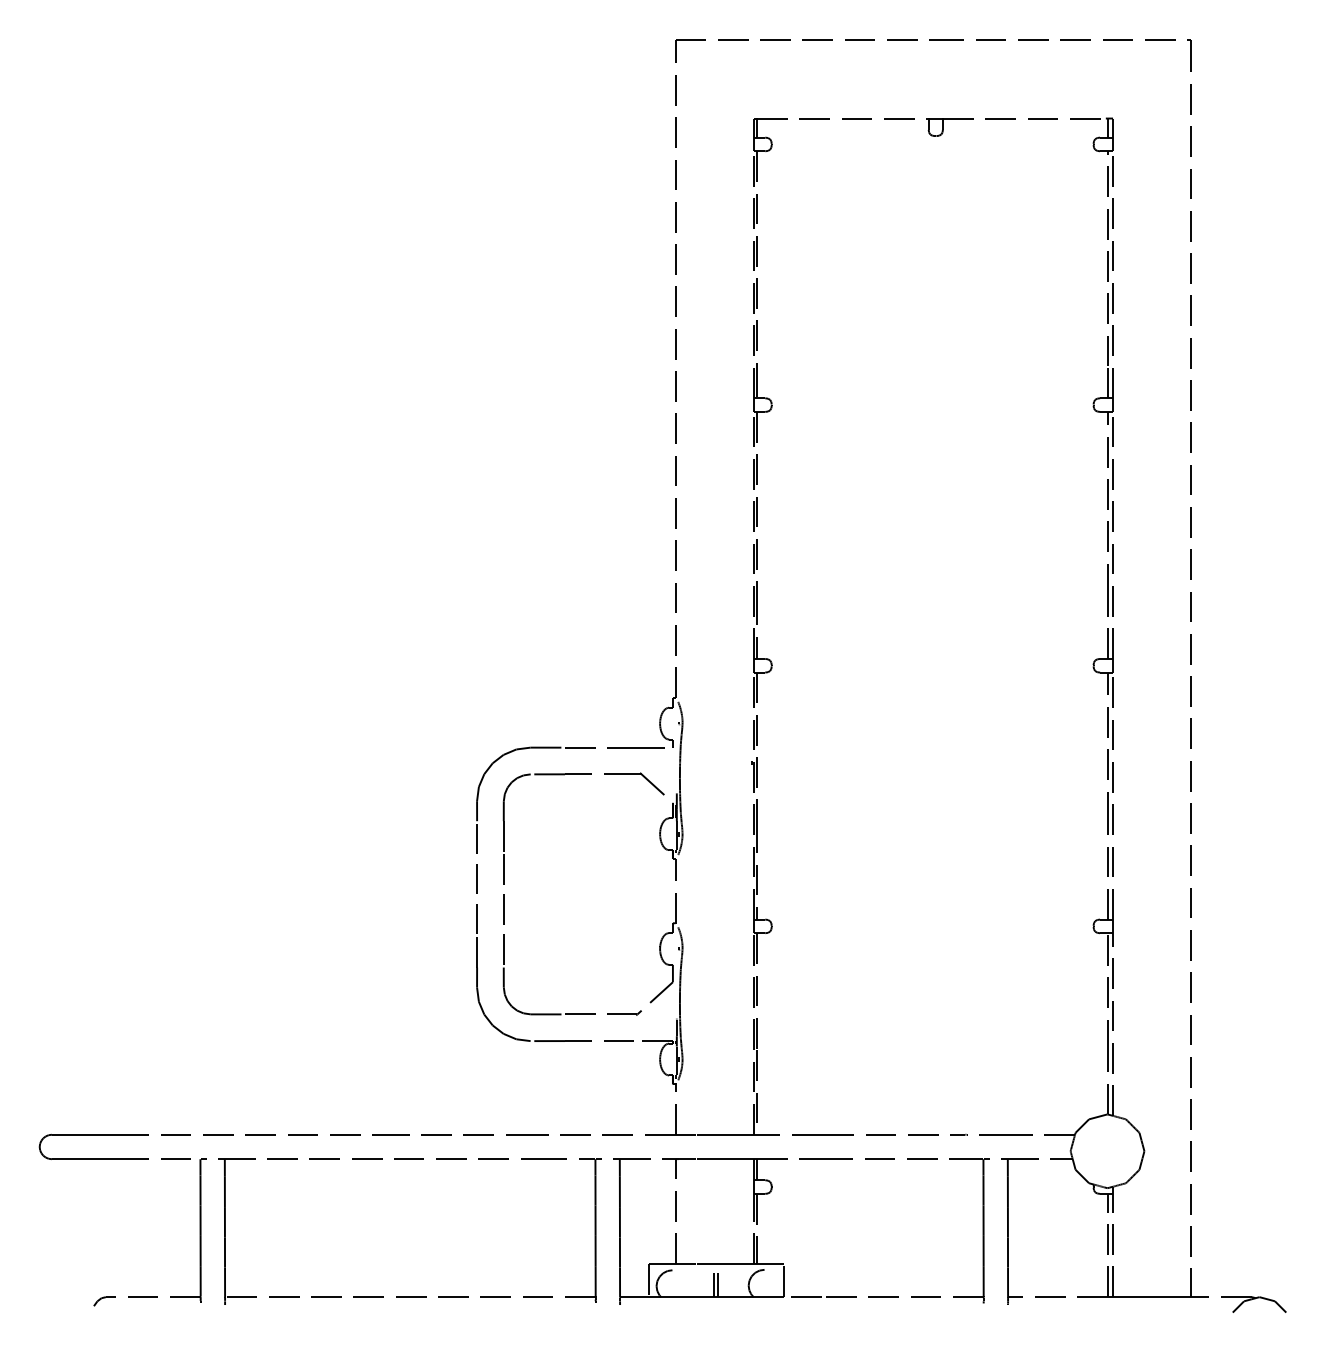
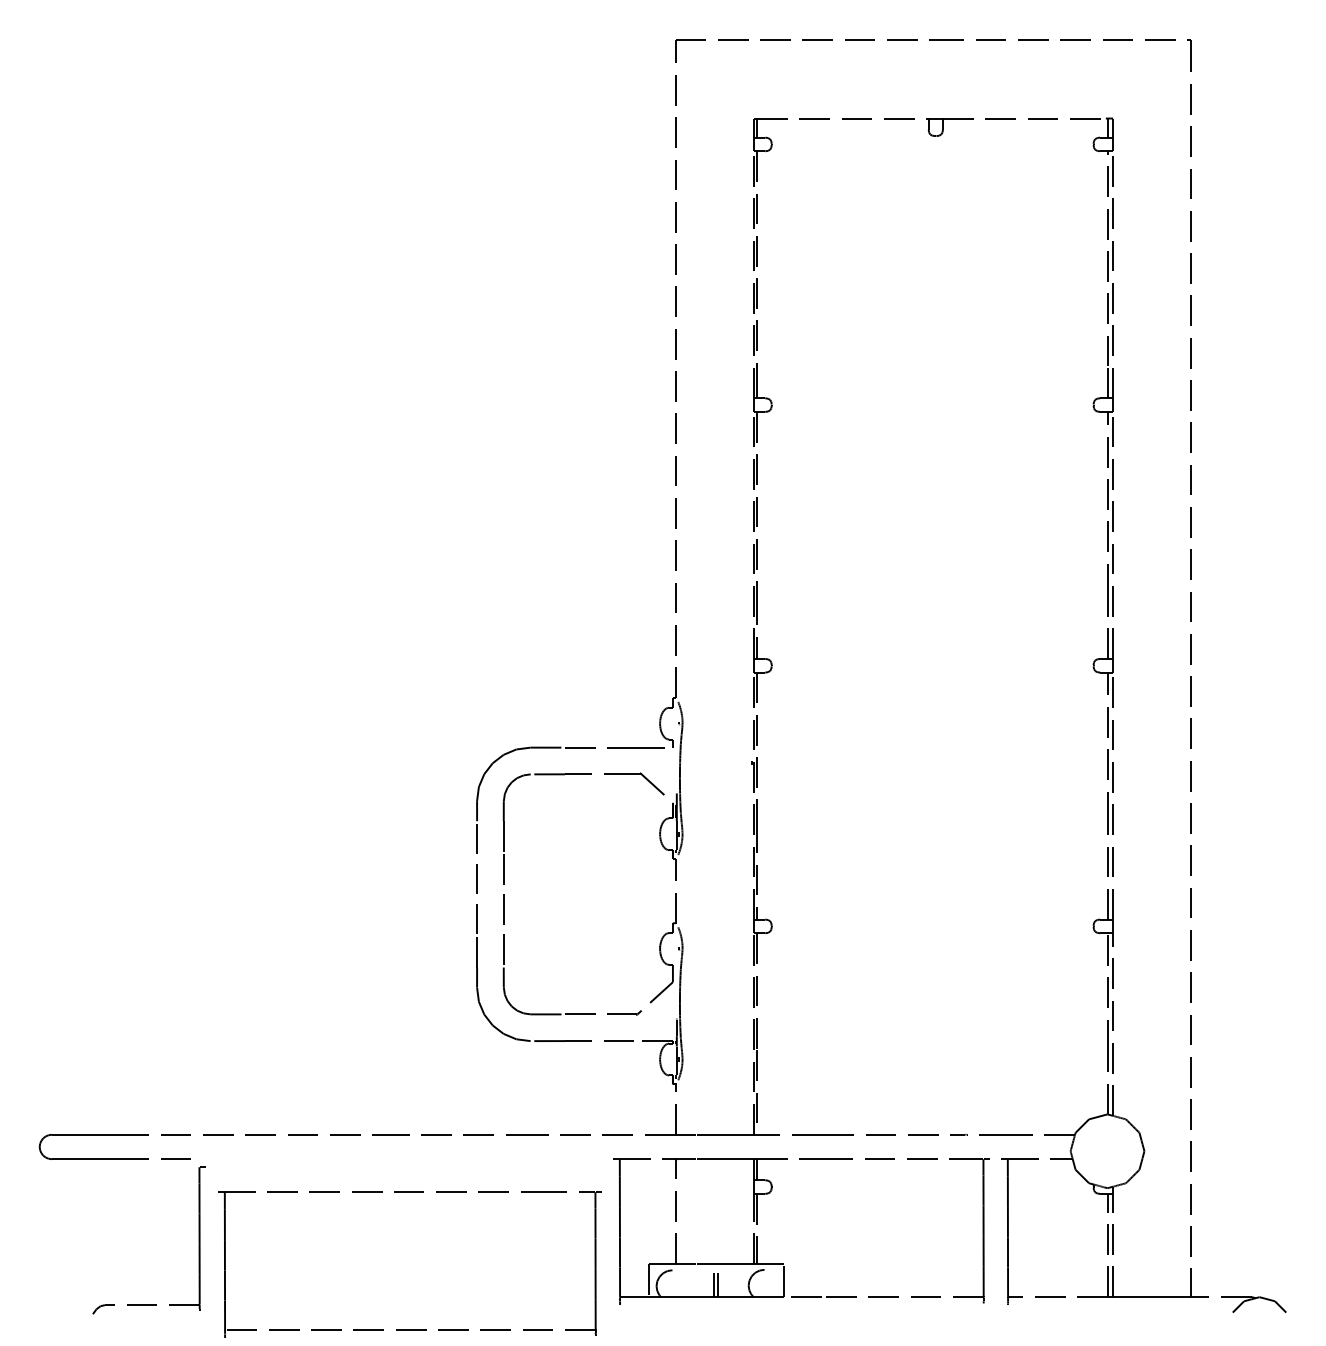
part position: (199, 1232) -> (198, 1240) (198, 1240)
part position: (409, 1296) -> (409, 1329) (409, 1329)
